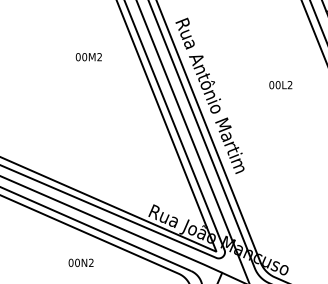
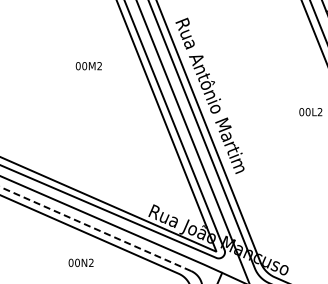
text position: (88, 57) -> (88, 66) (88, 66)
text position: (280, 85) -> (310, 112) (310, 112)
line: solid -> dashed (95, 228)
